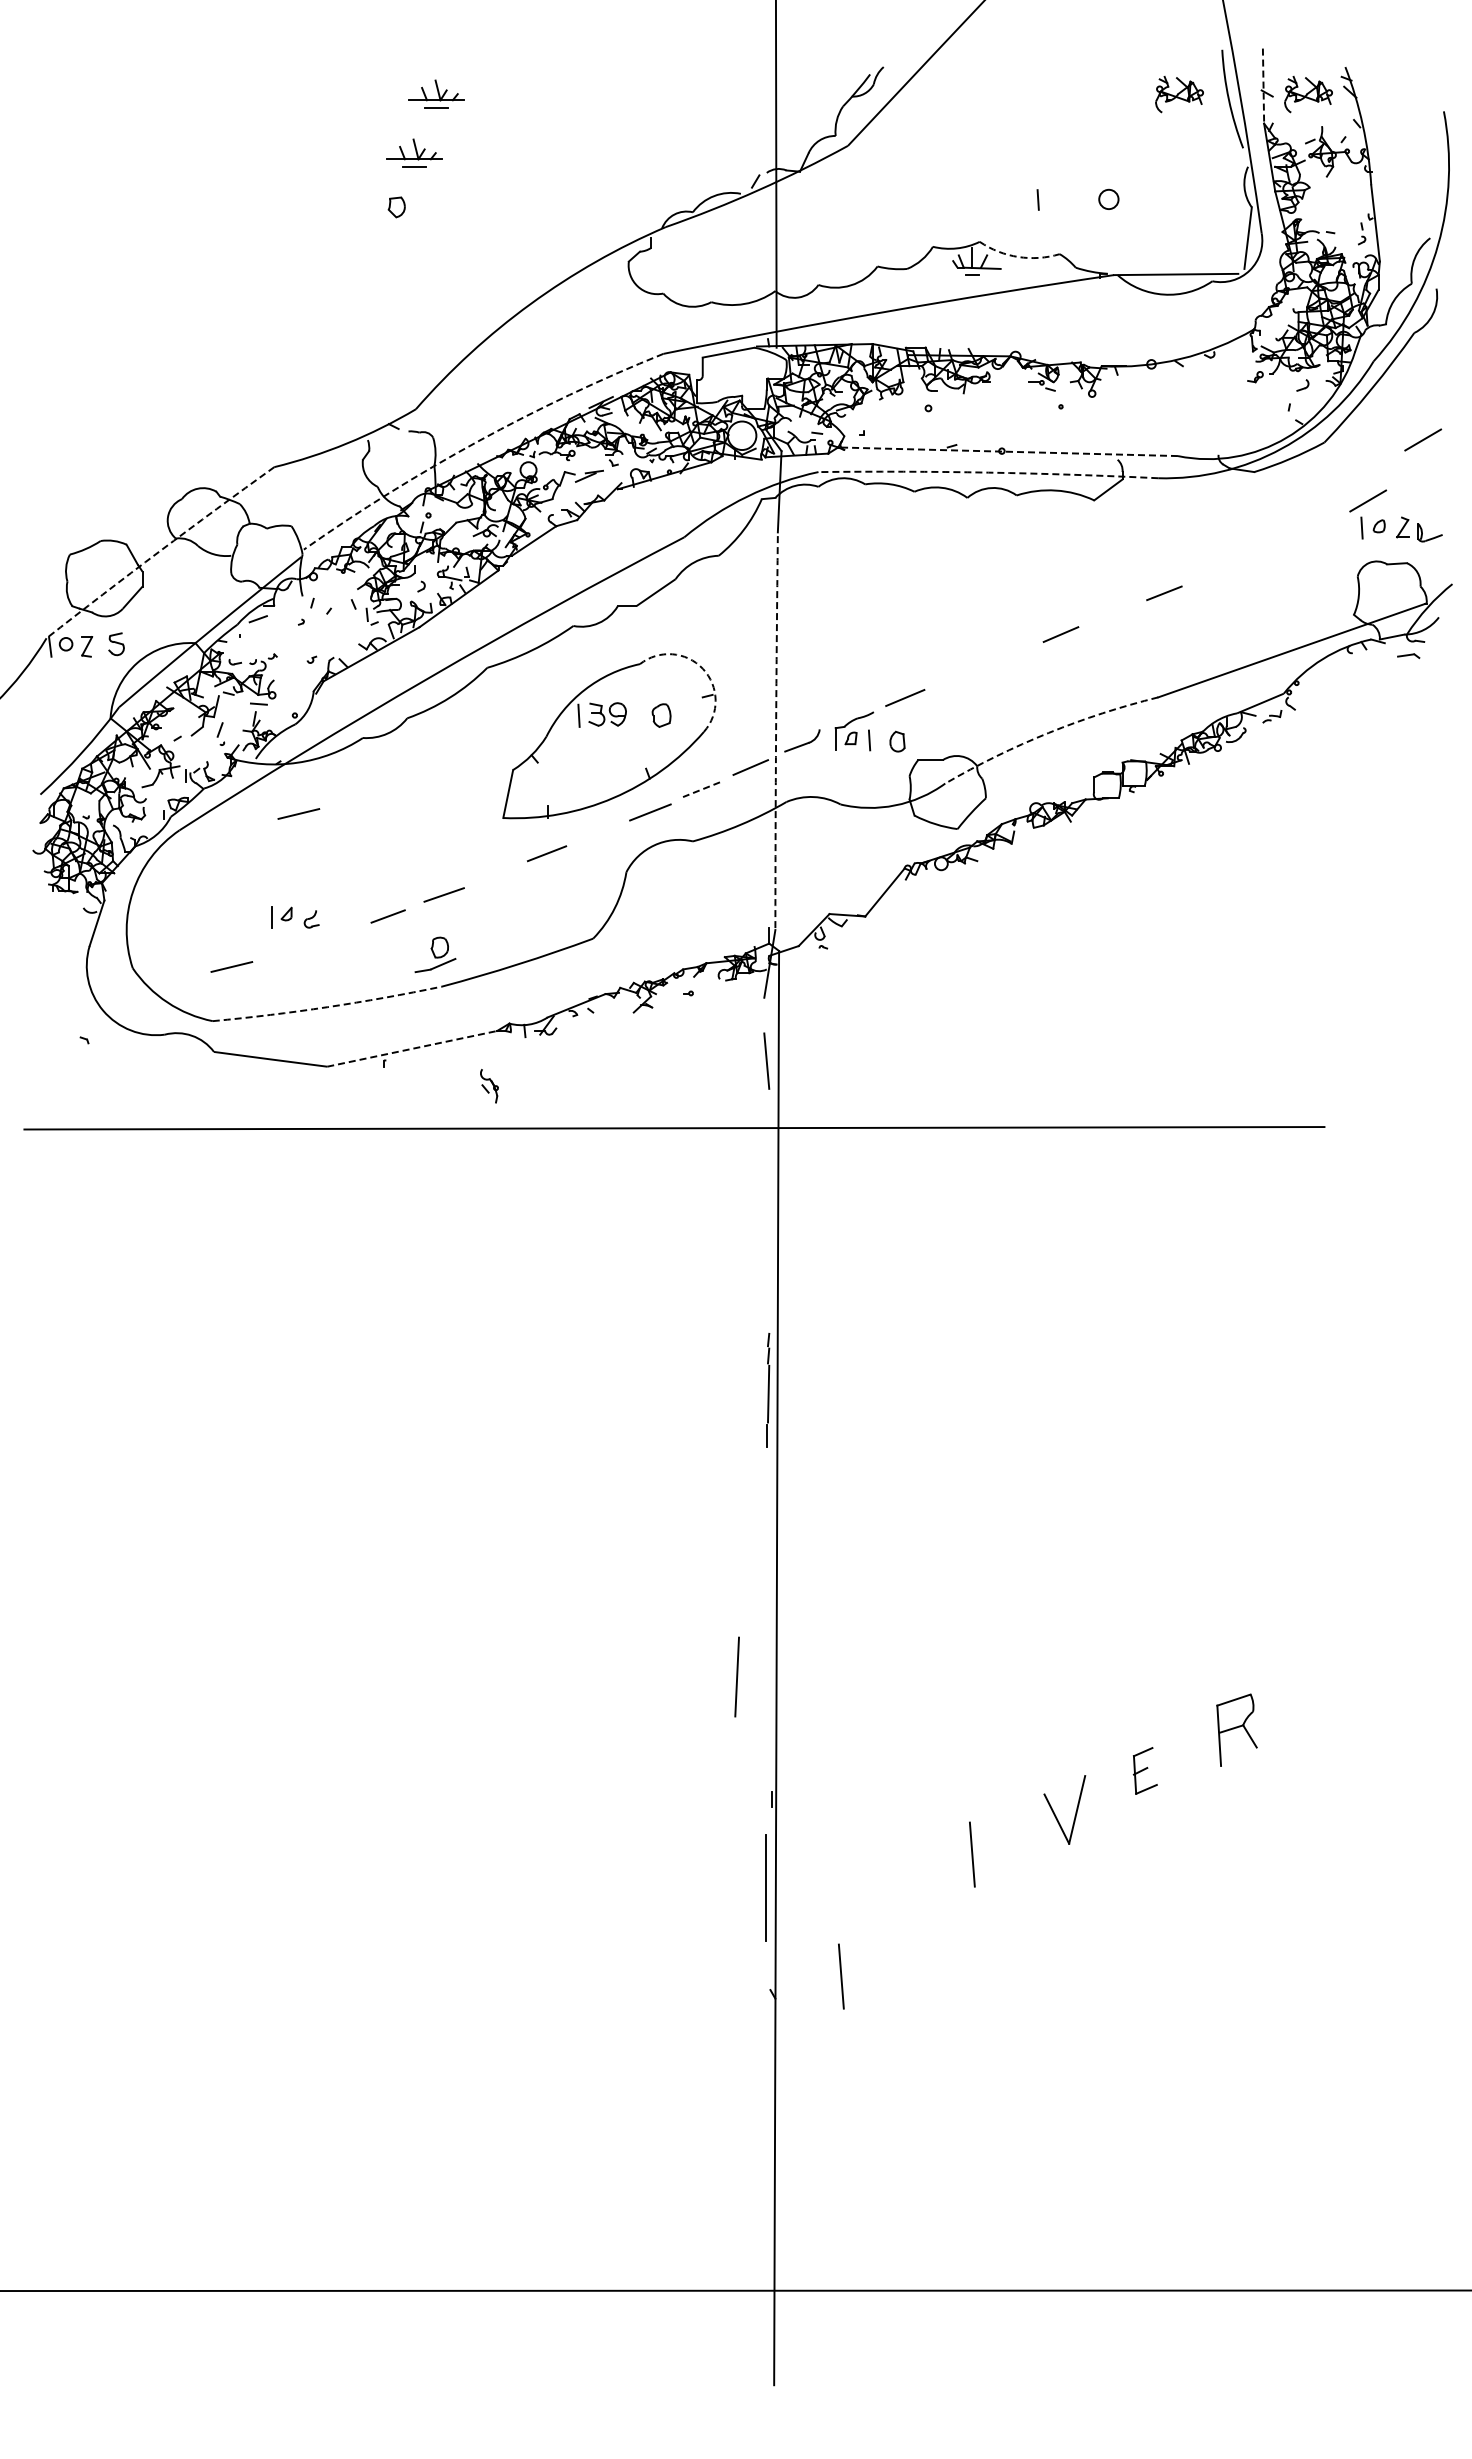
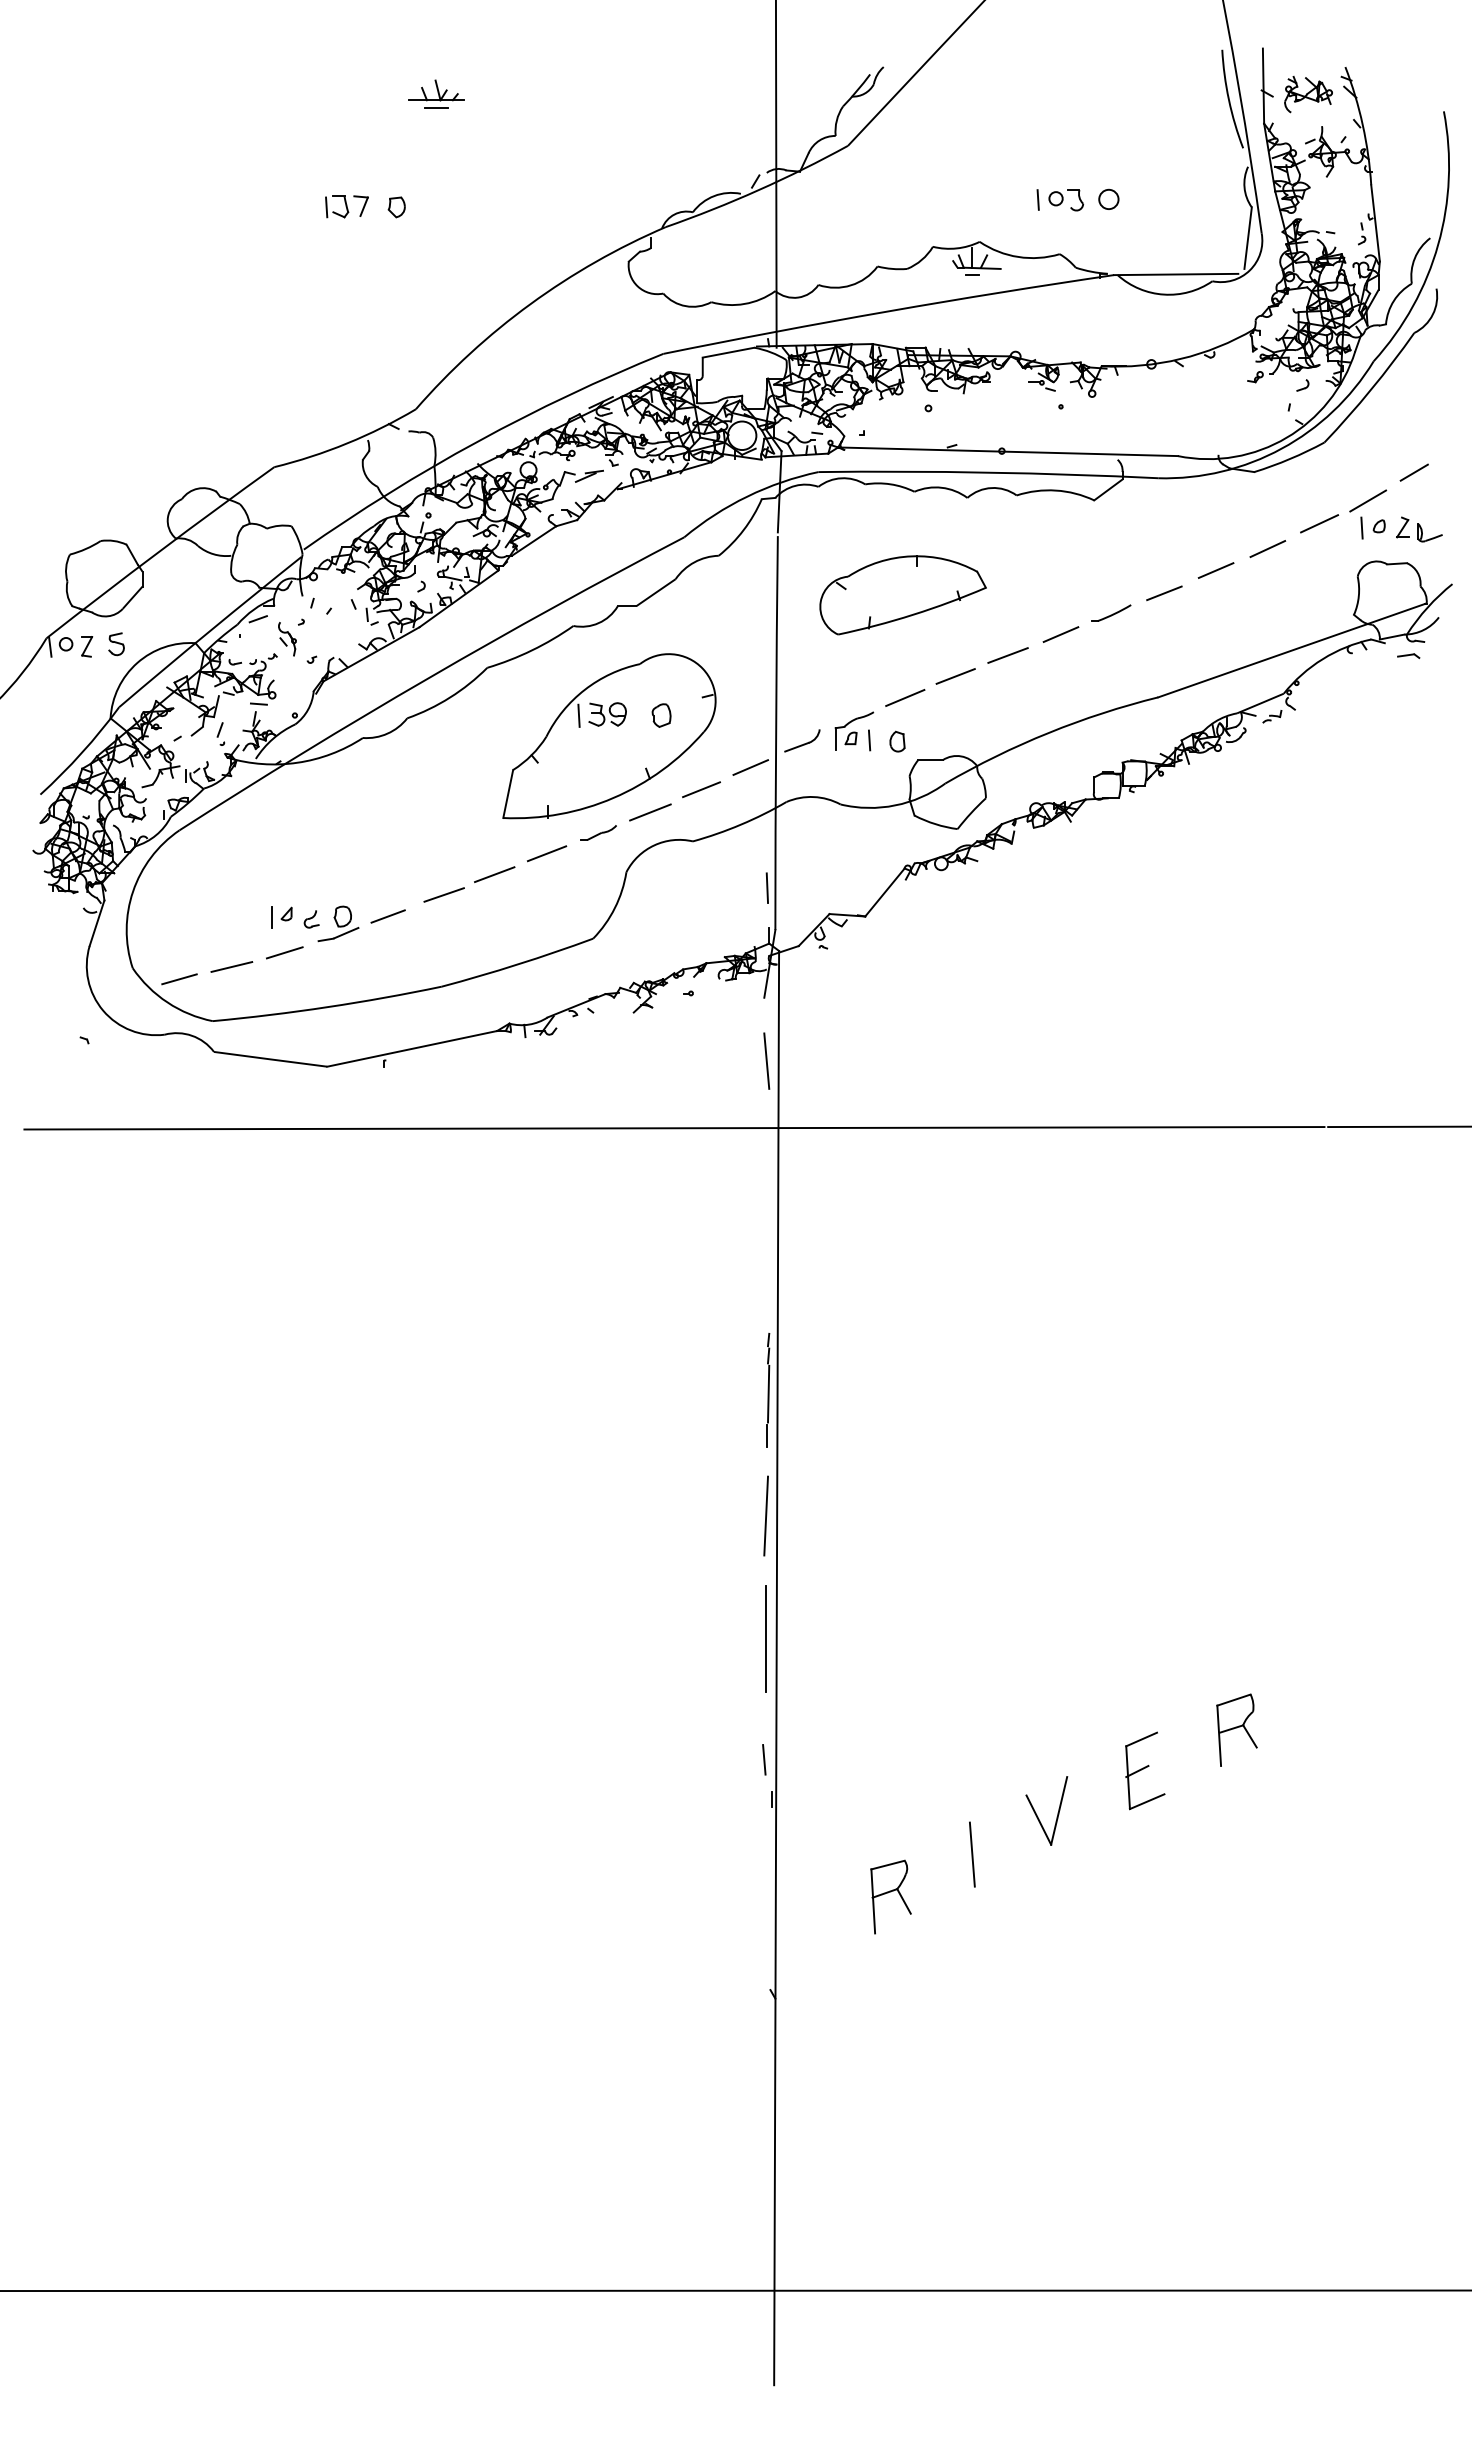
line: dashed -> solid (1263, 86)
part: present -> none (1179, 94)
part: present -> none (414, 152)
part: none -> present (1065, 200)
part: none -> present (346, 206)
arc: dashed -> solid (1018, 257)
line: present -> none (1423, 439)
arc: dashed -> solid (478, 441)
line: dashed -> solid (1008, 451)
arc: dashed -> solid (988, 472)
line: none -> present (1413, 472)
line: none -> present (1319, 523)
line: none -> present (1267, 549)
arc: dashed -> solid (159, 551)
line: none -> present (1215, 570)
part: none -> present (902, 595)
part: none -> present (1111, 612)
line: none -> present (1007, 655)
arc: dashed -> solid (702, 668)
line: none -> present (955, 676)
arc: dashed -> solid (1048, 732)
arc: dashed -> solid (776, 733)
line: dashed -> solid (701, 789)
line: present -> none (298, 813)
part: none -> present (598, 832)
line: none -> present (494, 874)
line: none -> present (767, 887)
line: none -> present (284, 952)
part position: (435, 954) -> (338, 923) (338, 923)
line: none -> present (179, 979)
arc: dashed -> solid (327, 1007)
line: dashed -> solid (412, 1048)
part position: (489, 1086) -> (287, 639) (287, 639)
line: none -> present (1398, 1126)
line position: (736, 1676) -> (765, 1515) (765, 1515)
line: none -> present (764, 1759)
part size: 26x48 px -> 41x80 px (1145, 1770)
part position: (1055, 1813) -> (1037, 1814) (1037, 1814)
line position: (765, 1887) -> (765, 1638) (765, 1638)
part: none -> present (890, 1896)
line: present -> none (841, 1976)
